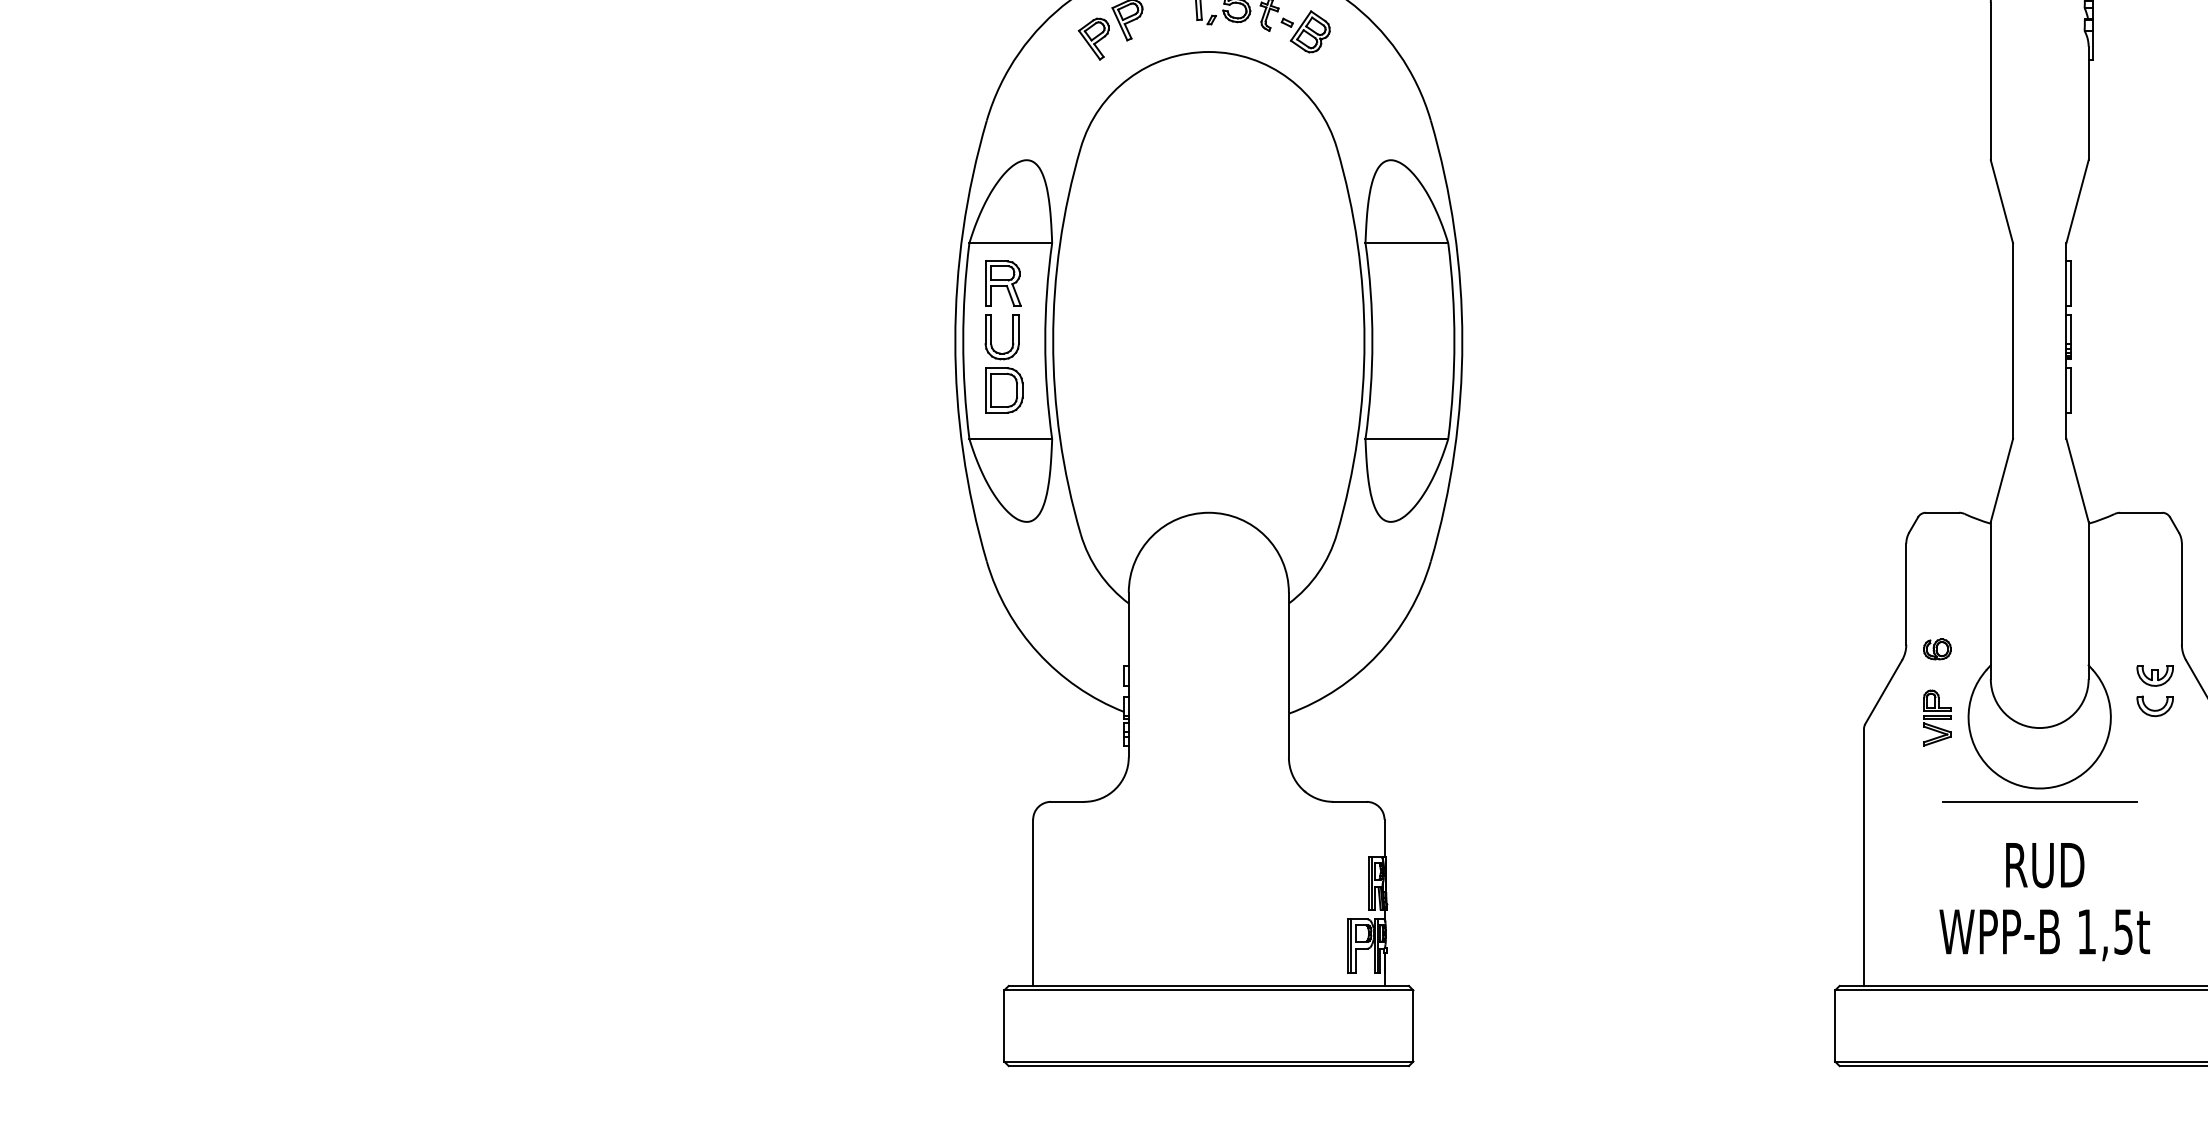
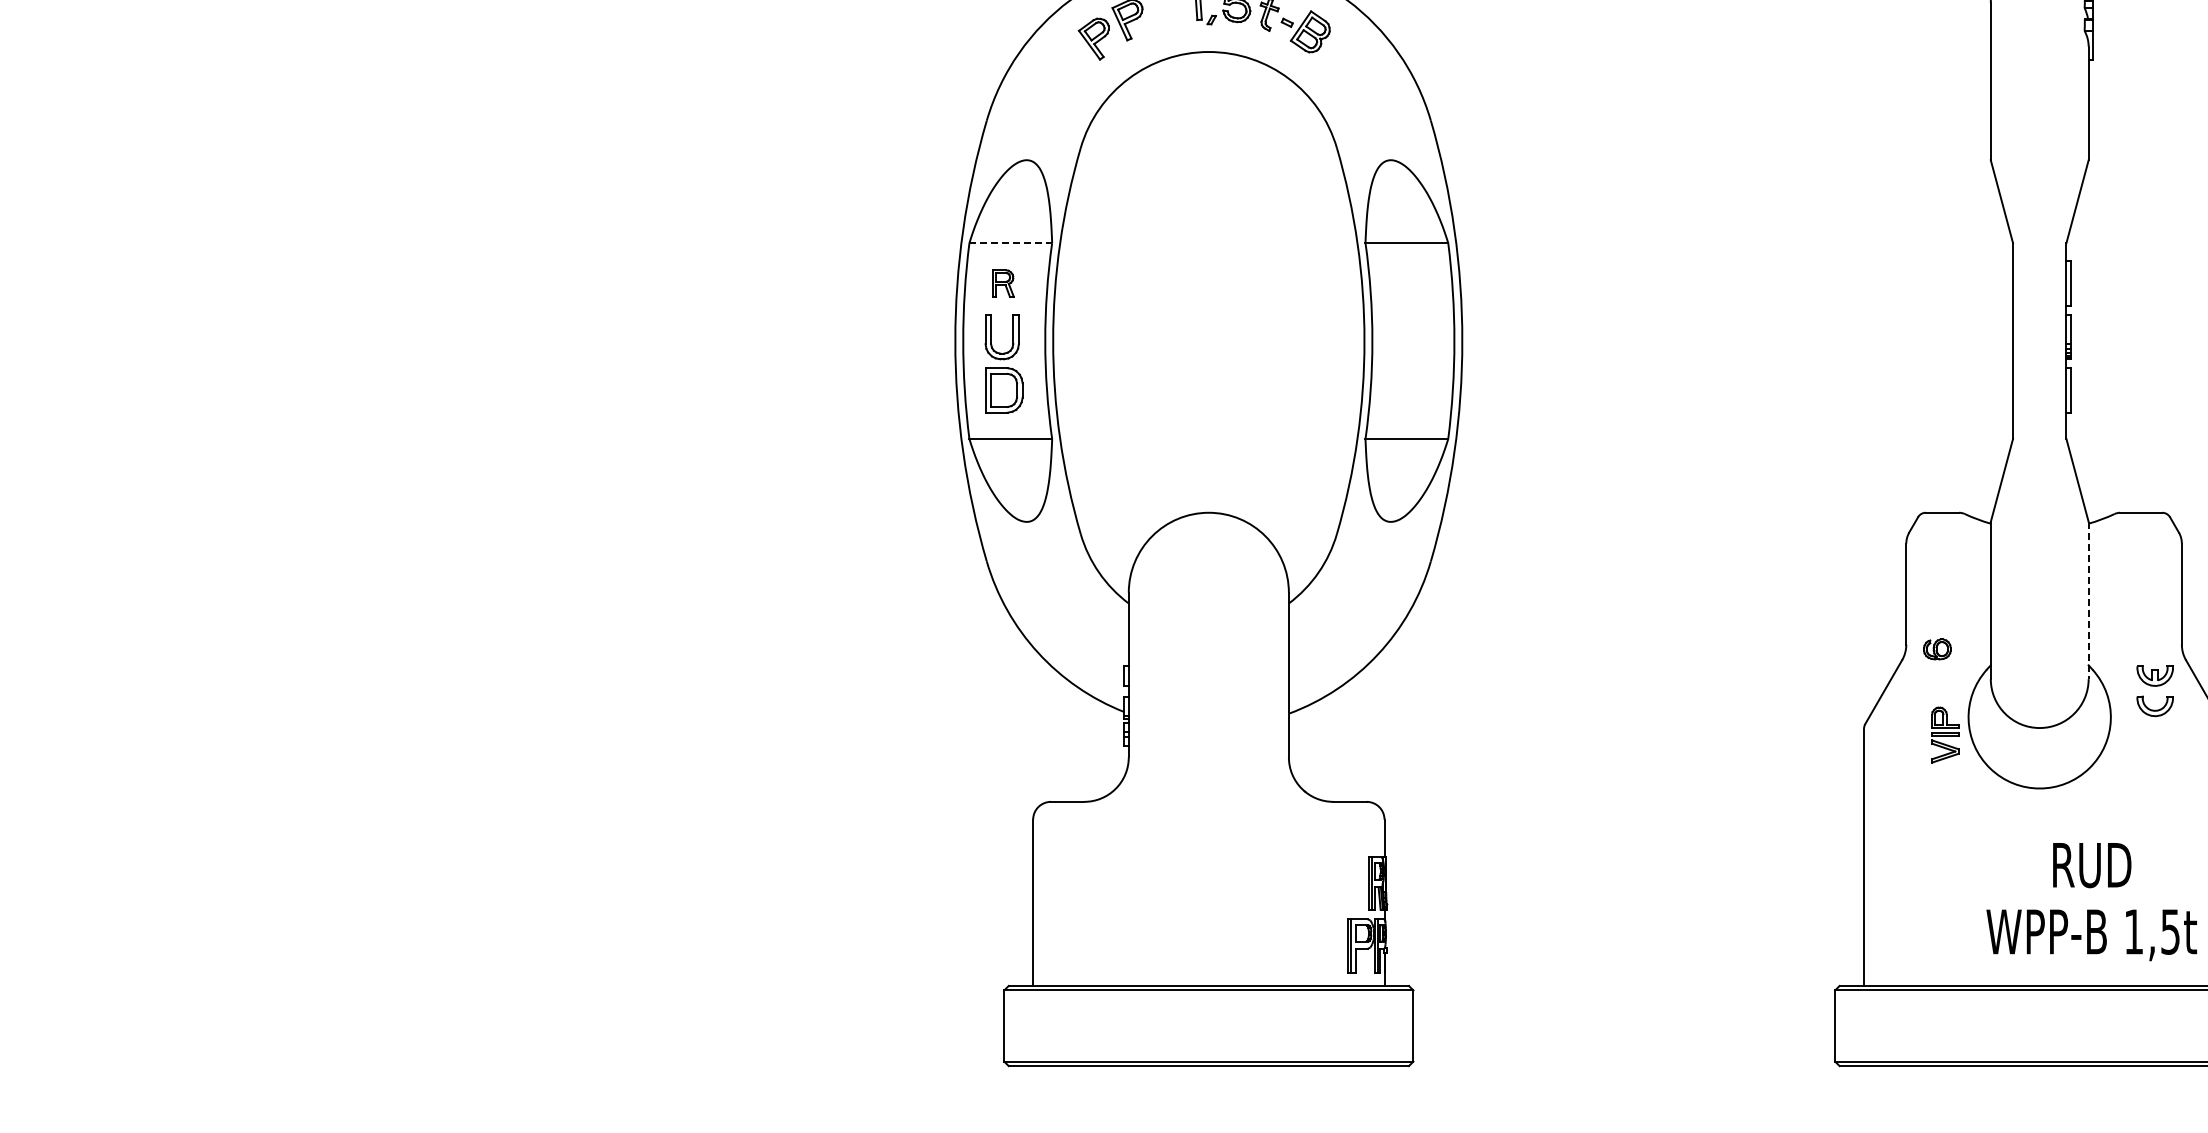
line: solid -> dashed (1011, 243)
part size: 37x47 px -> 23x29 px (1003, 283)
line: solid -> dashed (2088, 600)
part position: (1937, 717) -> (1945, 734) (1945, 734)
line: present -> none (2039, 801)
text position: (2044, 902) -> (2091, 902) (2091, 902)
